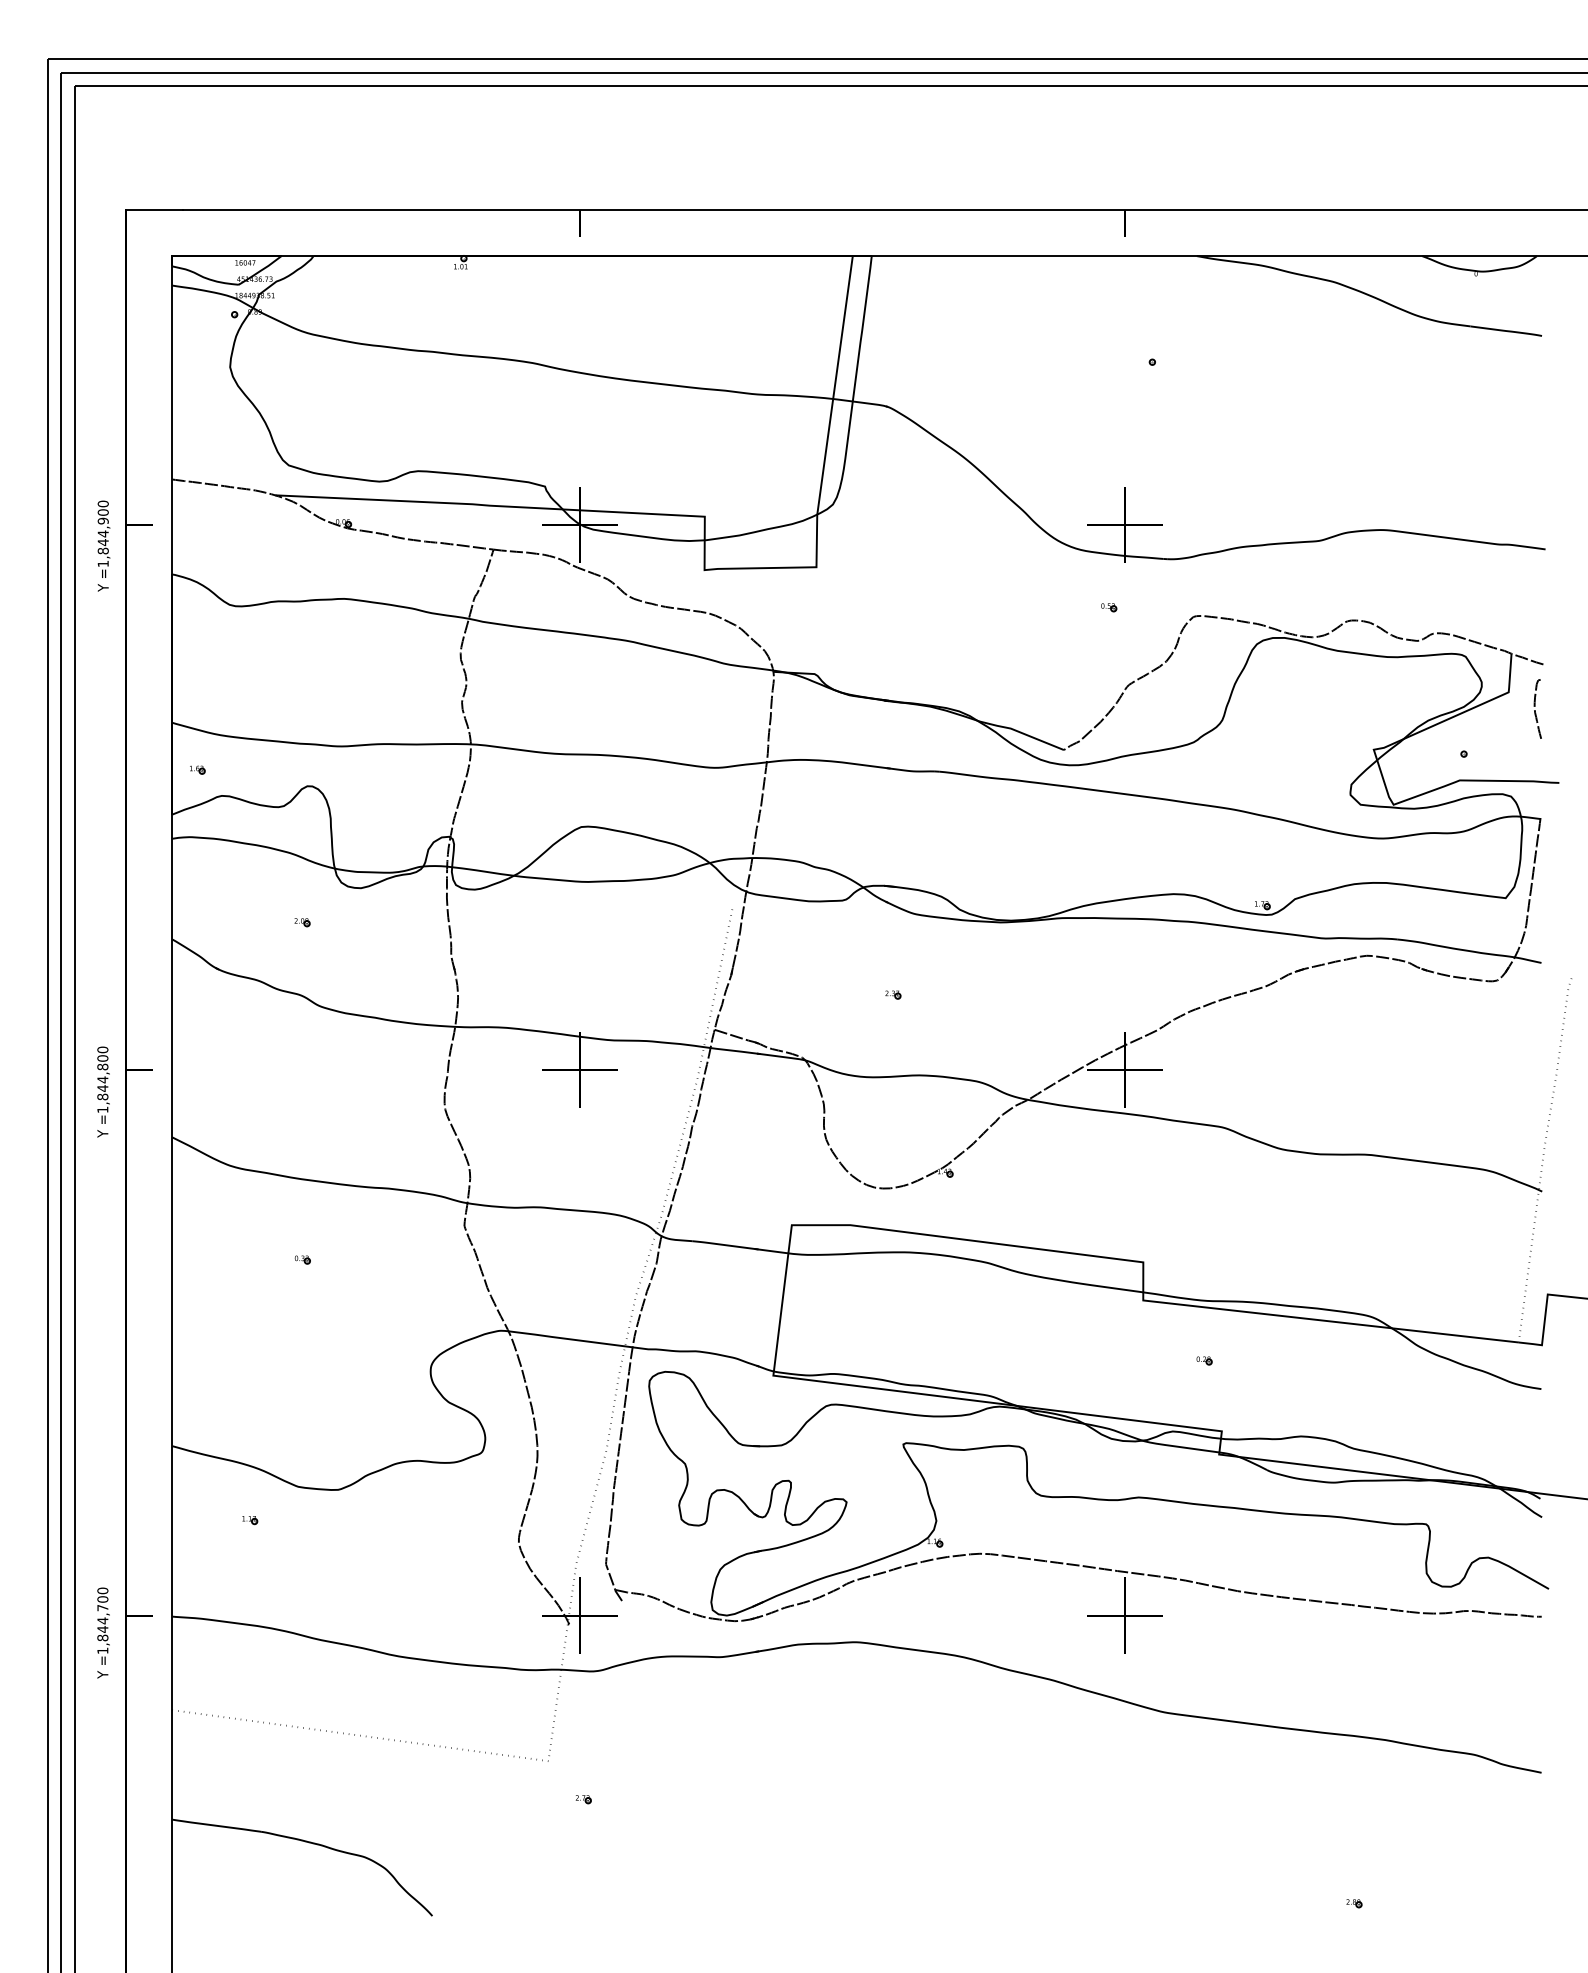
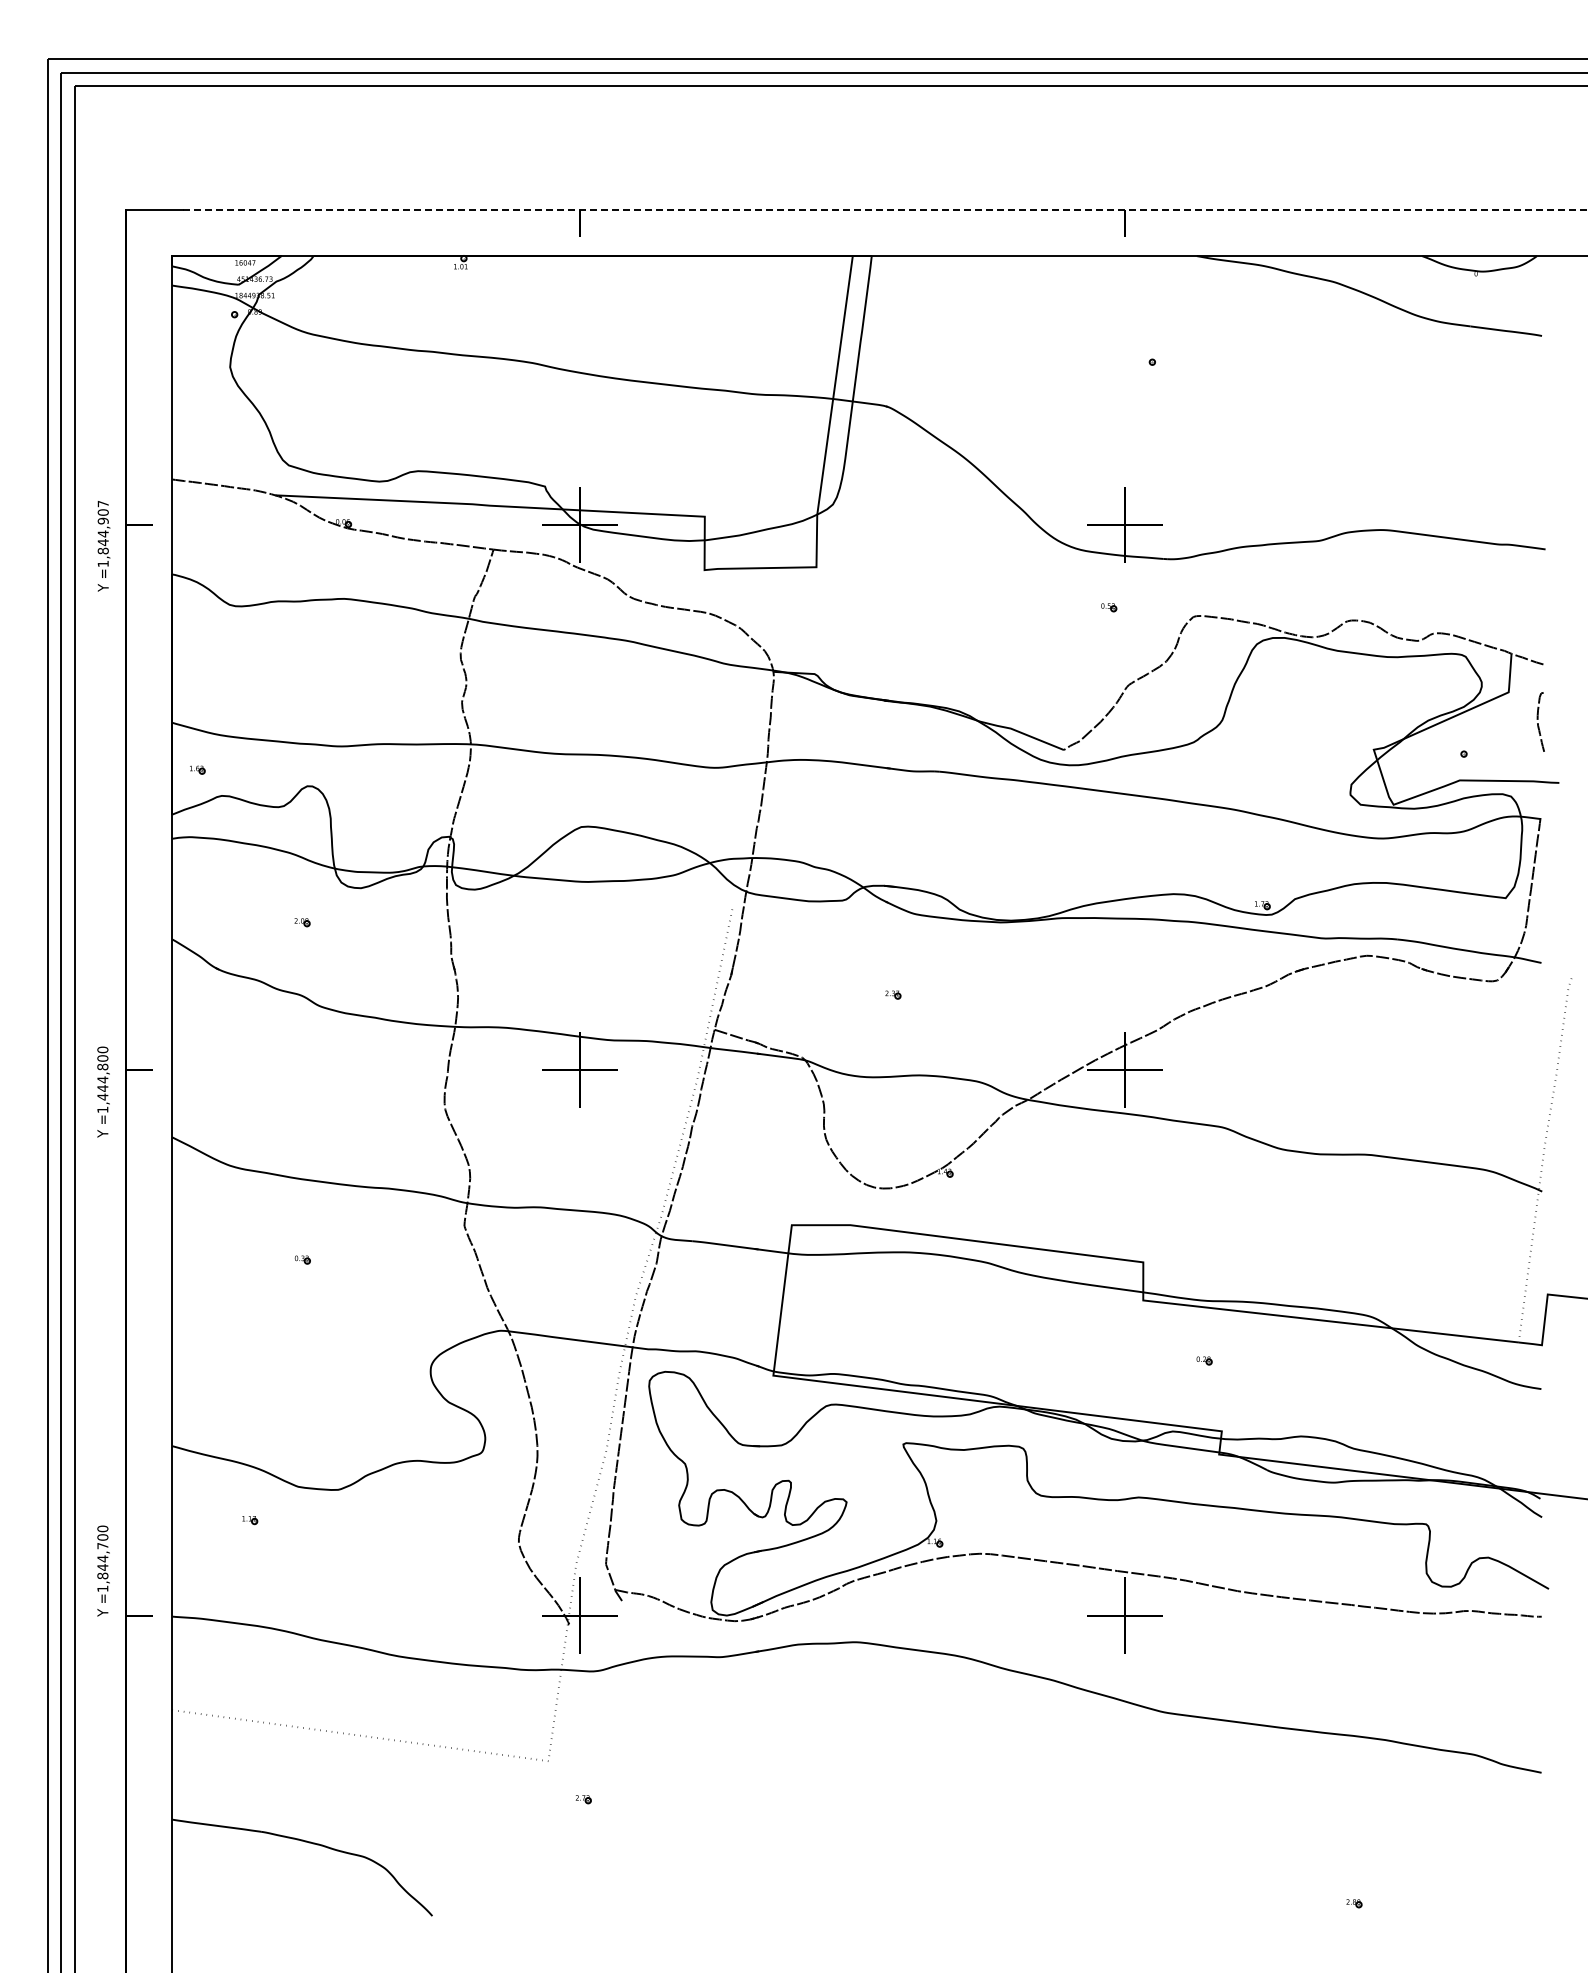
line: solid -> dashed (885, 209)
text: =1,844,900 -> =1,844,907 (102, 503)
curve position: (1535, 706) -> (1538, 719) (1538, 719)
text: =1,844,800 -> =1,444,800 (102, 1096)
text position: (103, 1632) -> (103, 1570) (103, 1570)
